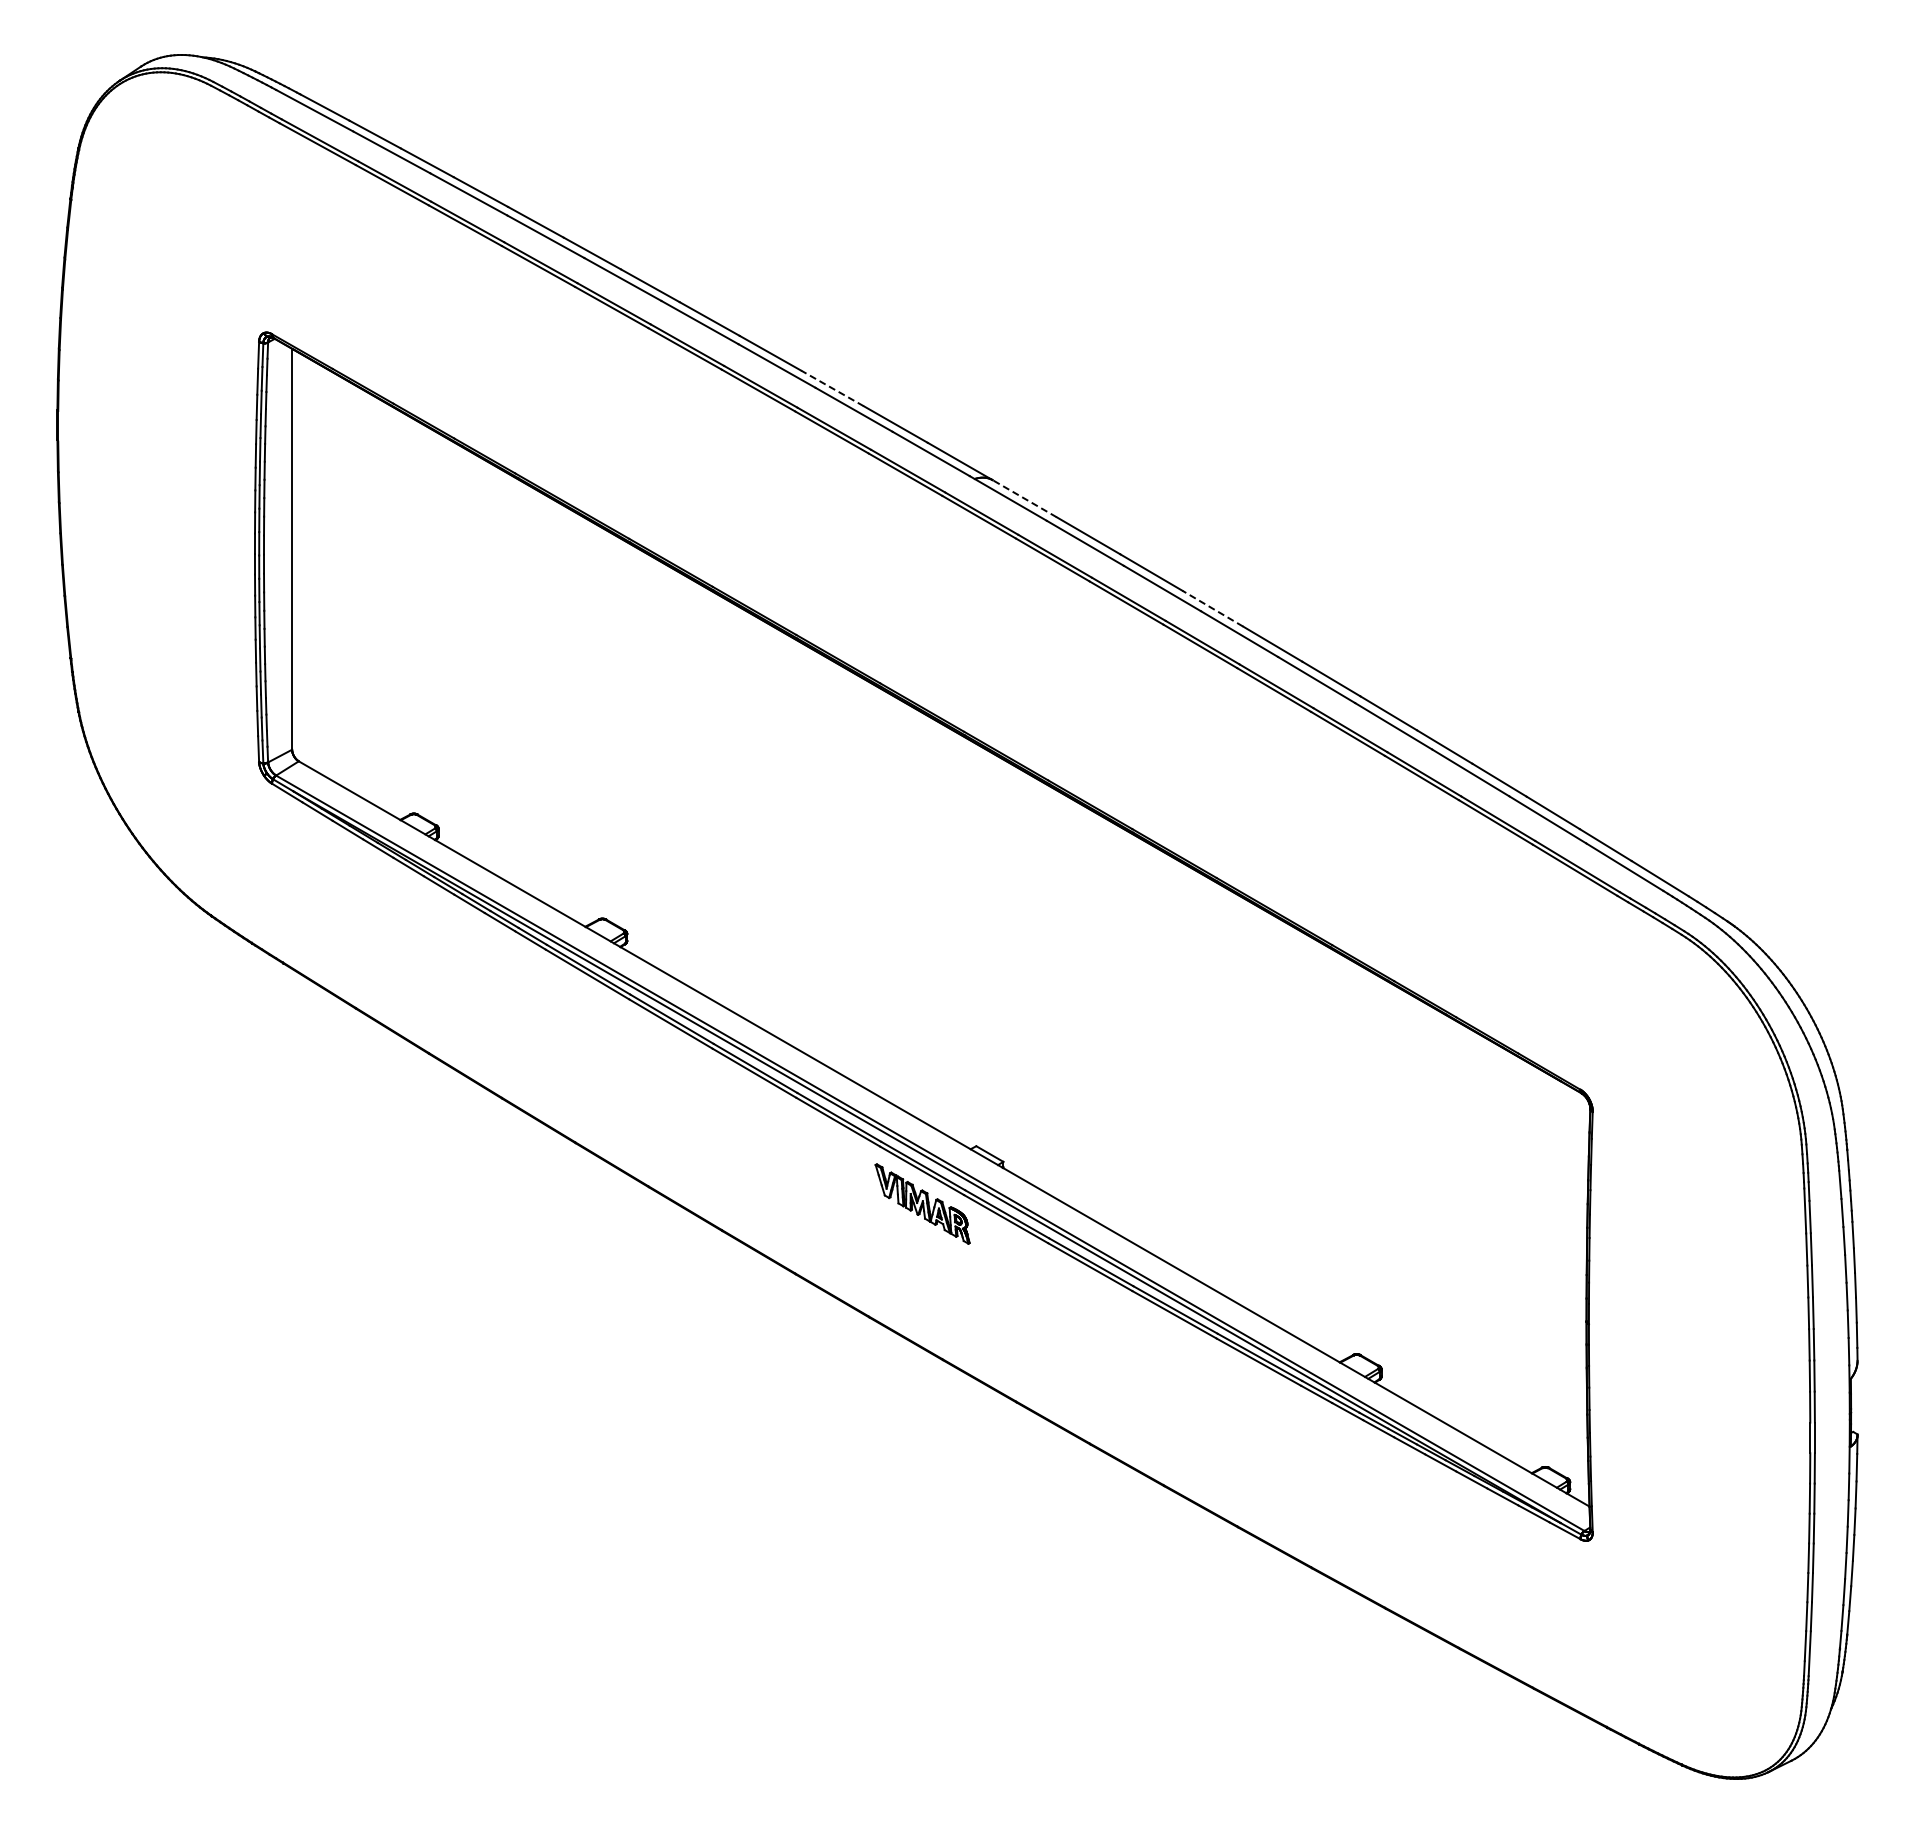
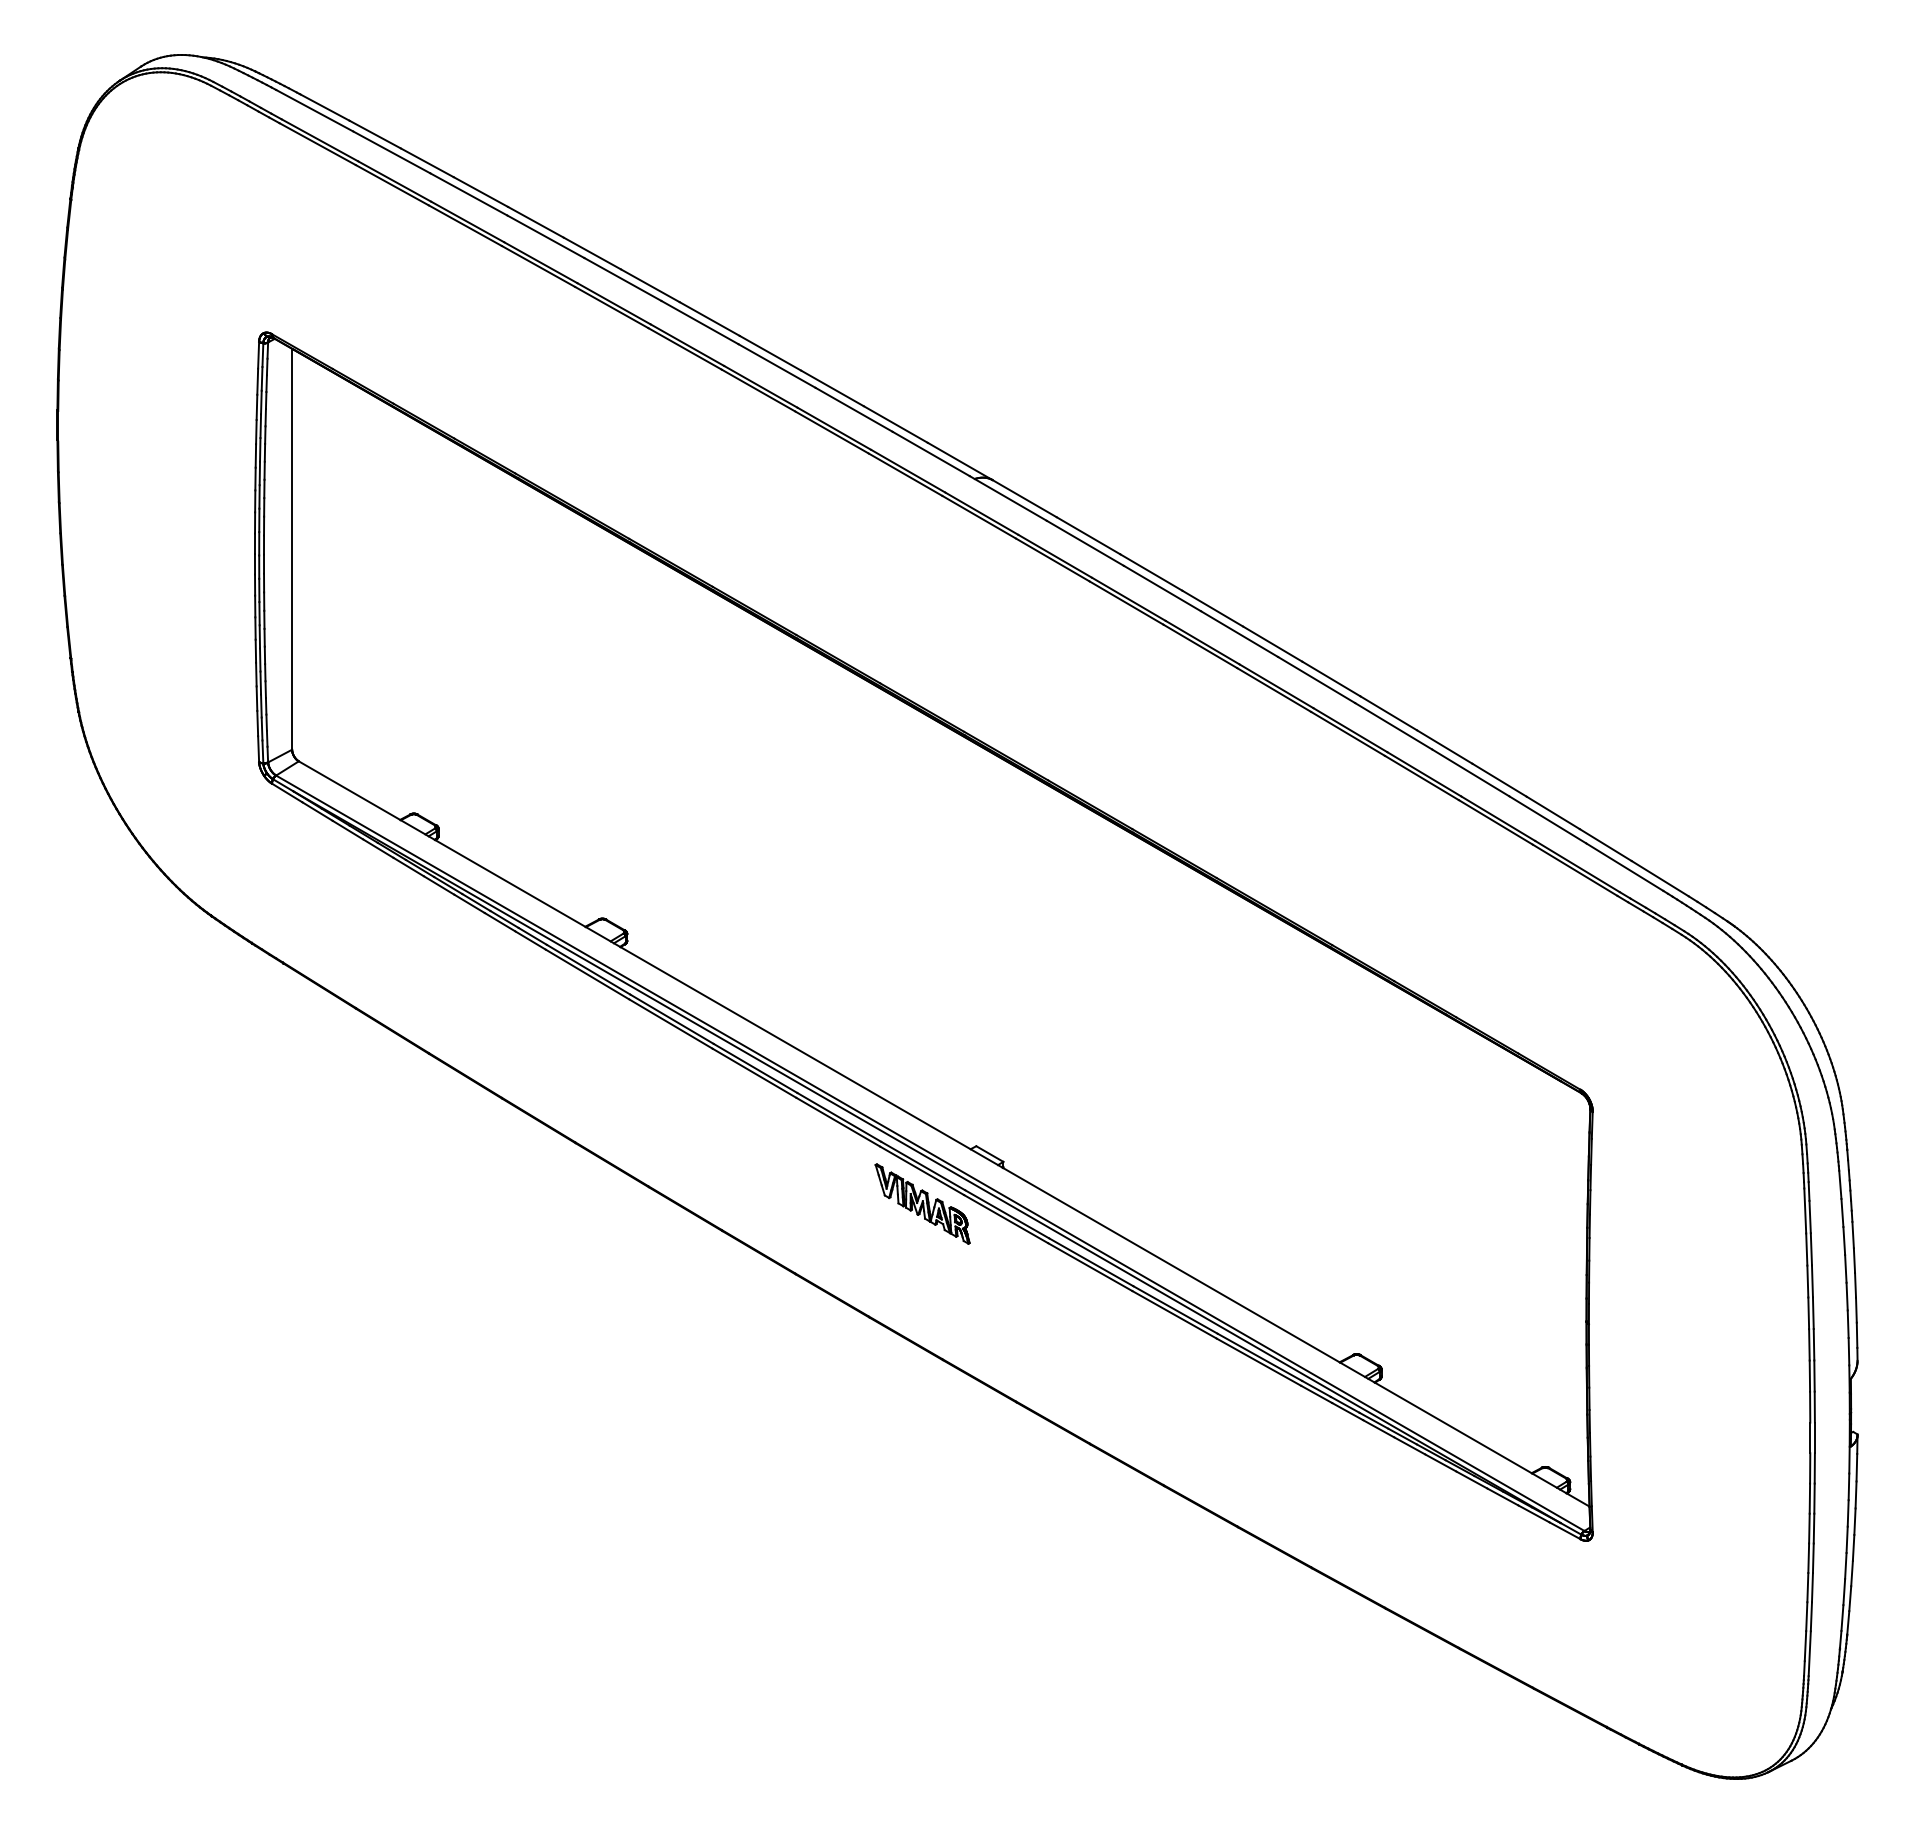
line: dashed -> solid (832, 388)
line: dashed -> solid (1024, 498)
line: dashed -> solid (1212, 608)
